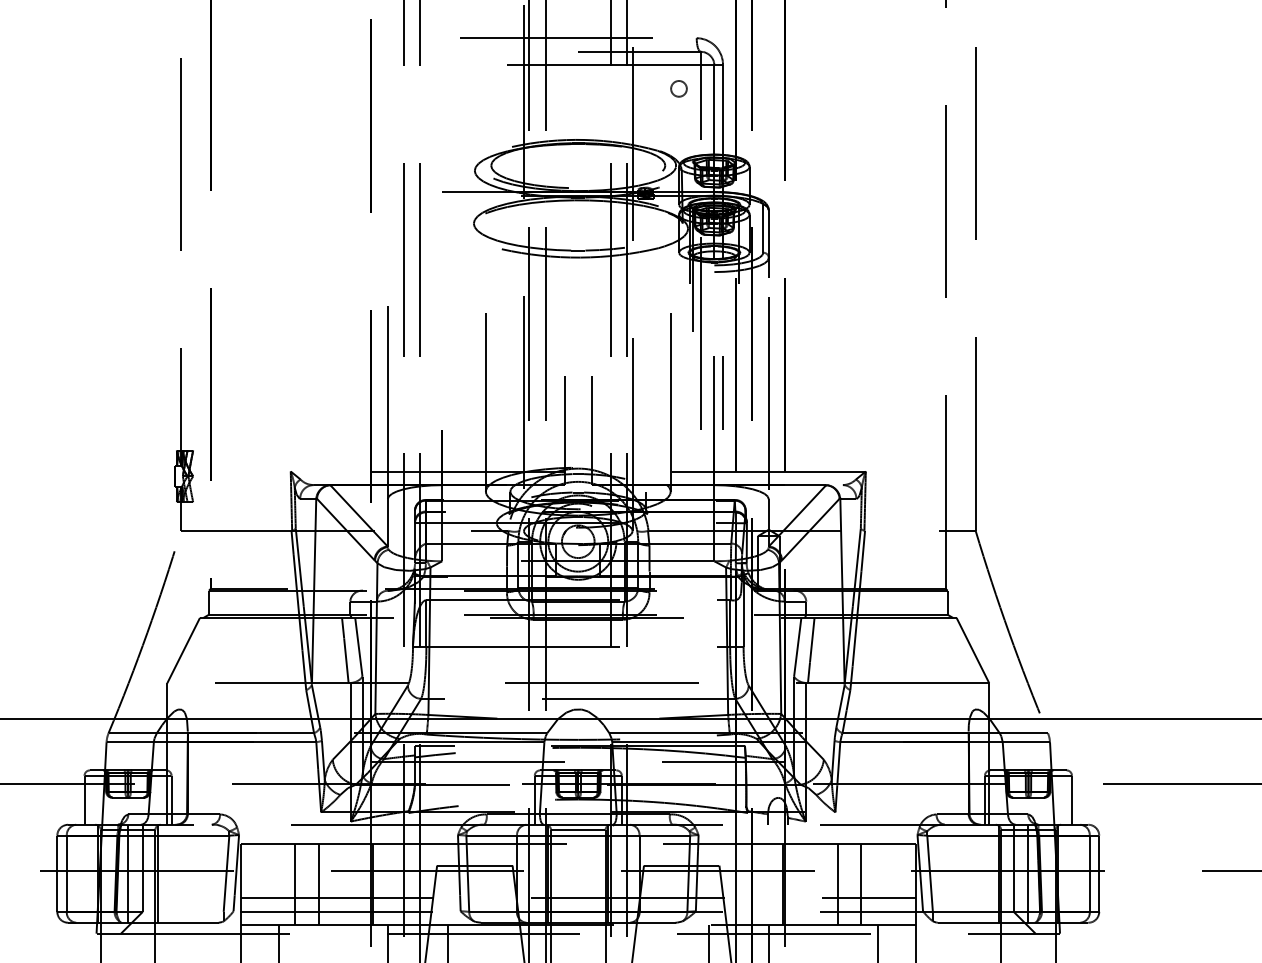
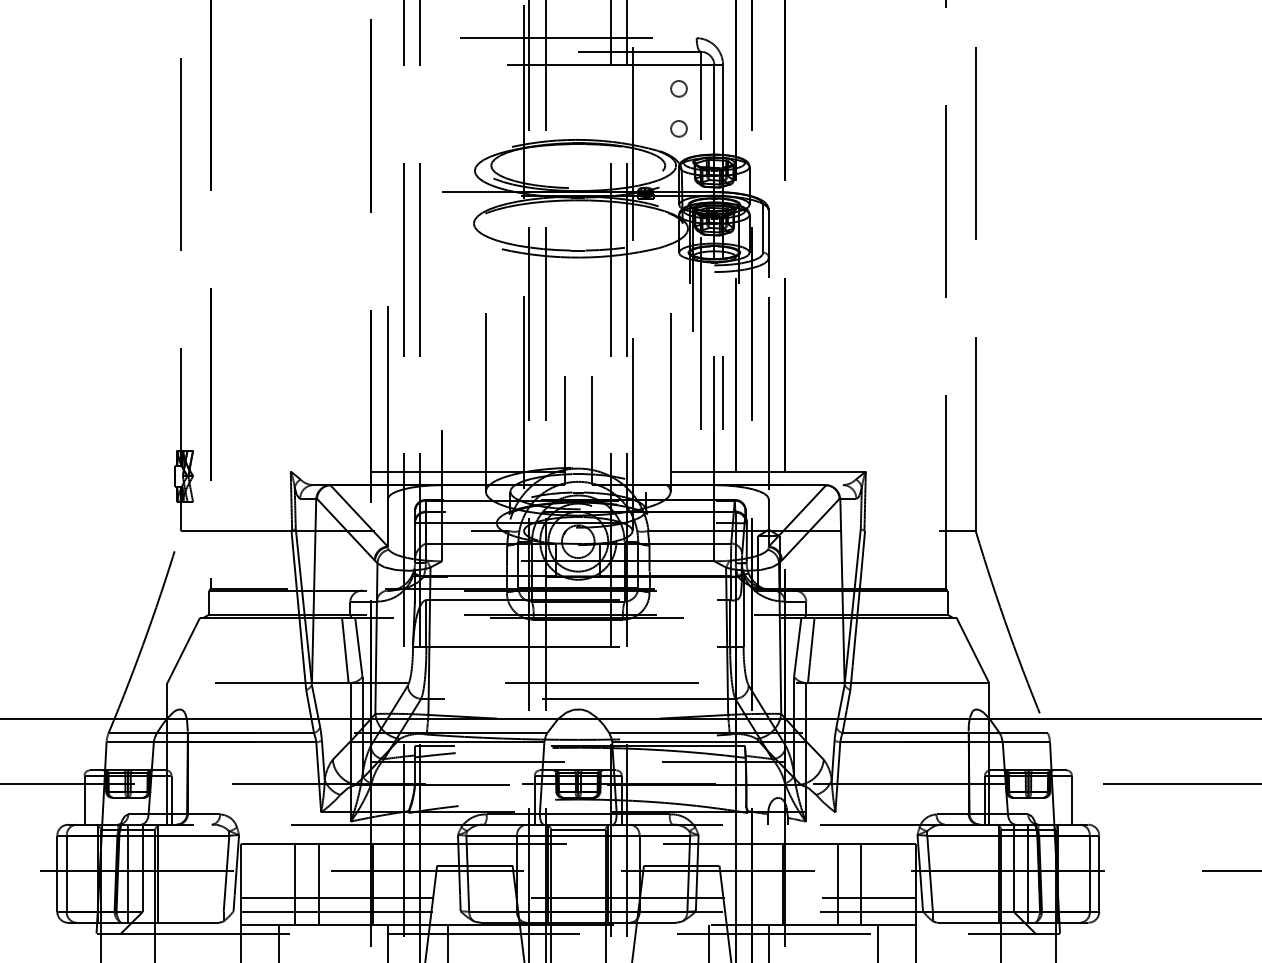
circle: none -> present (678, 128)
